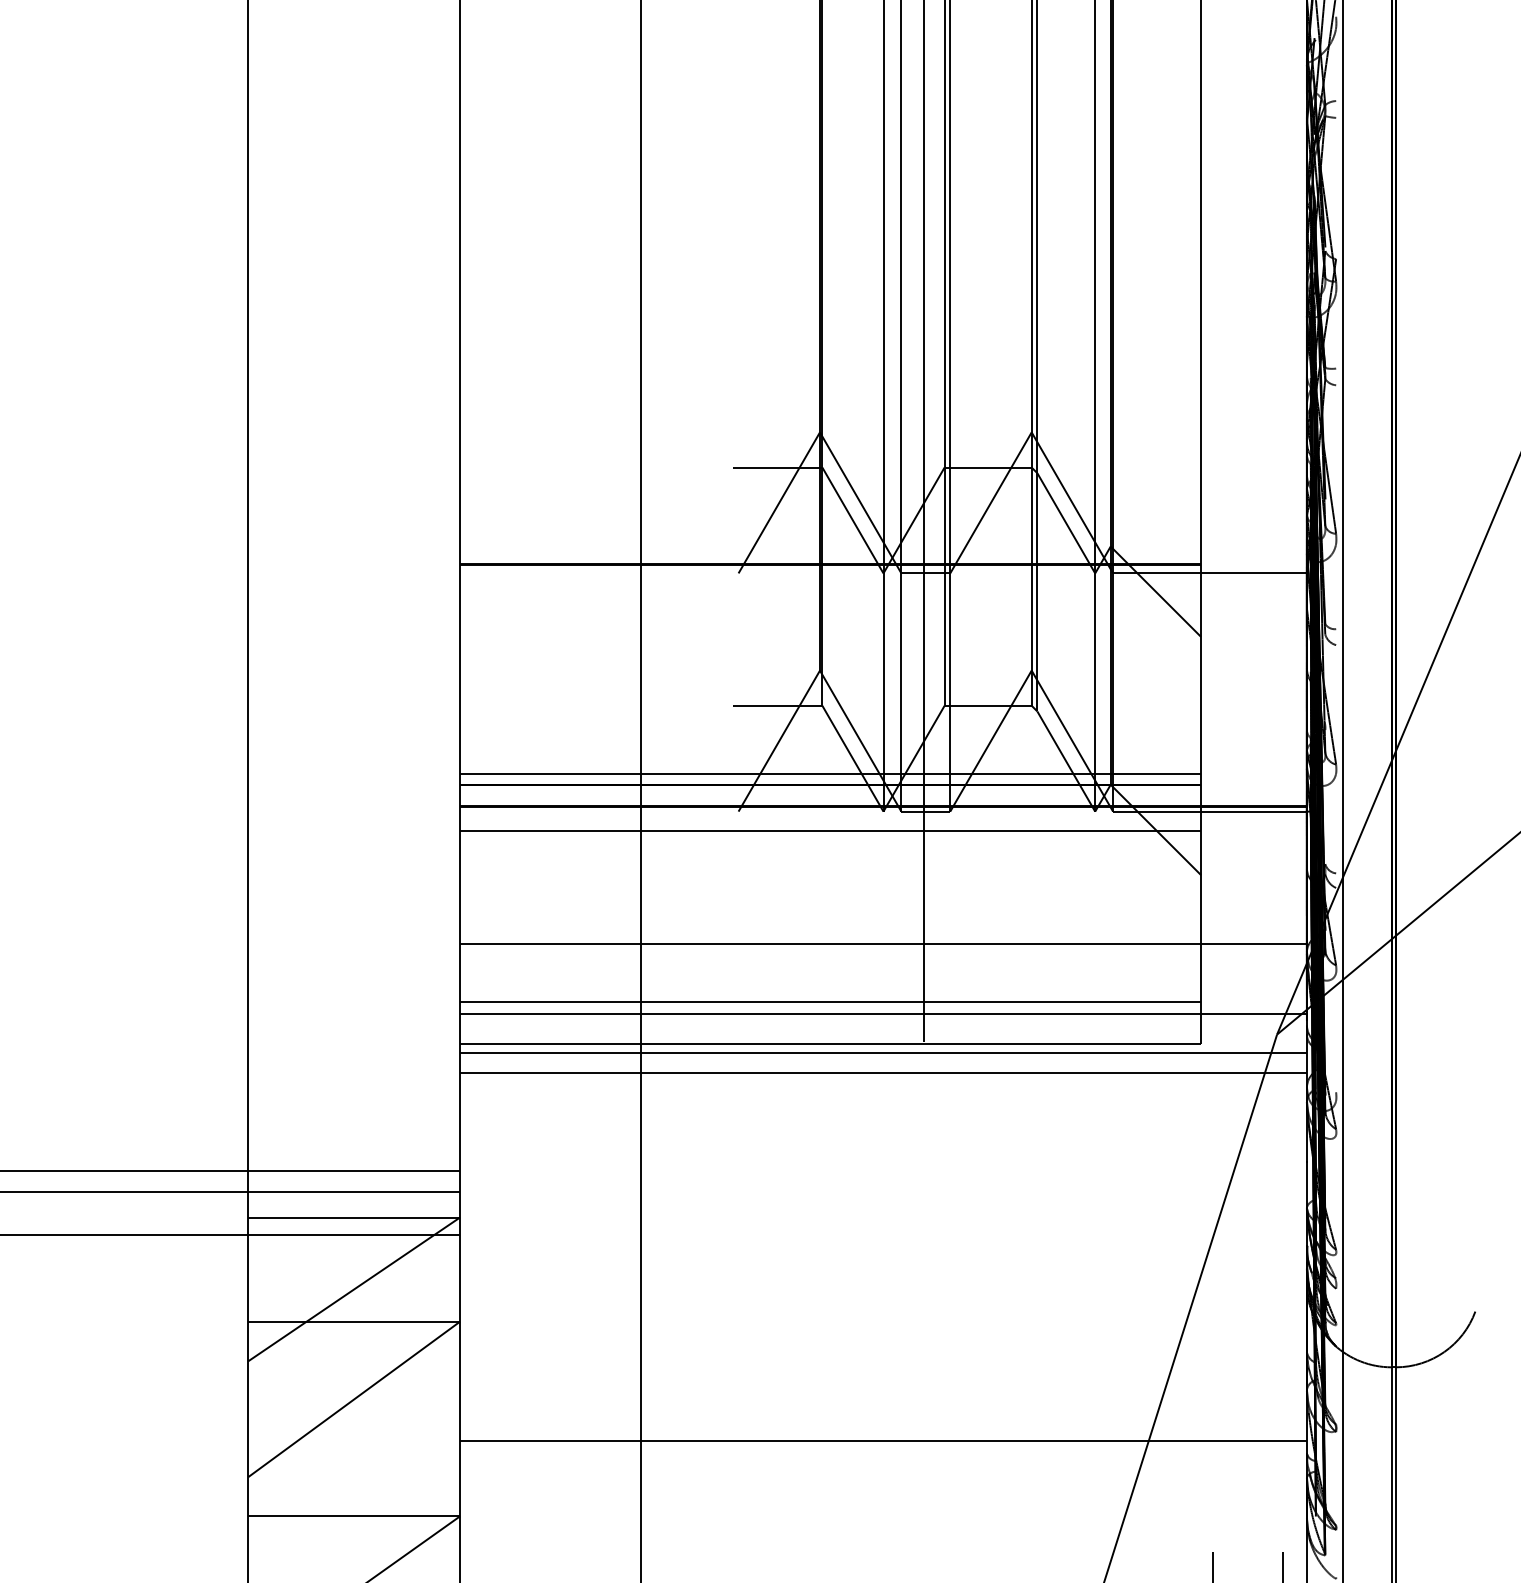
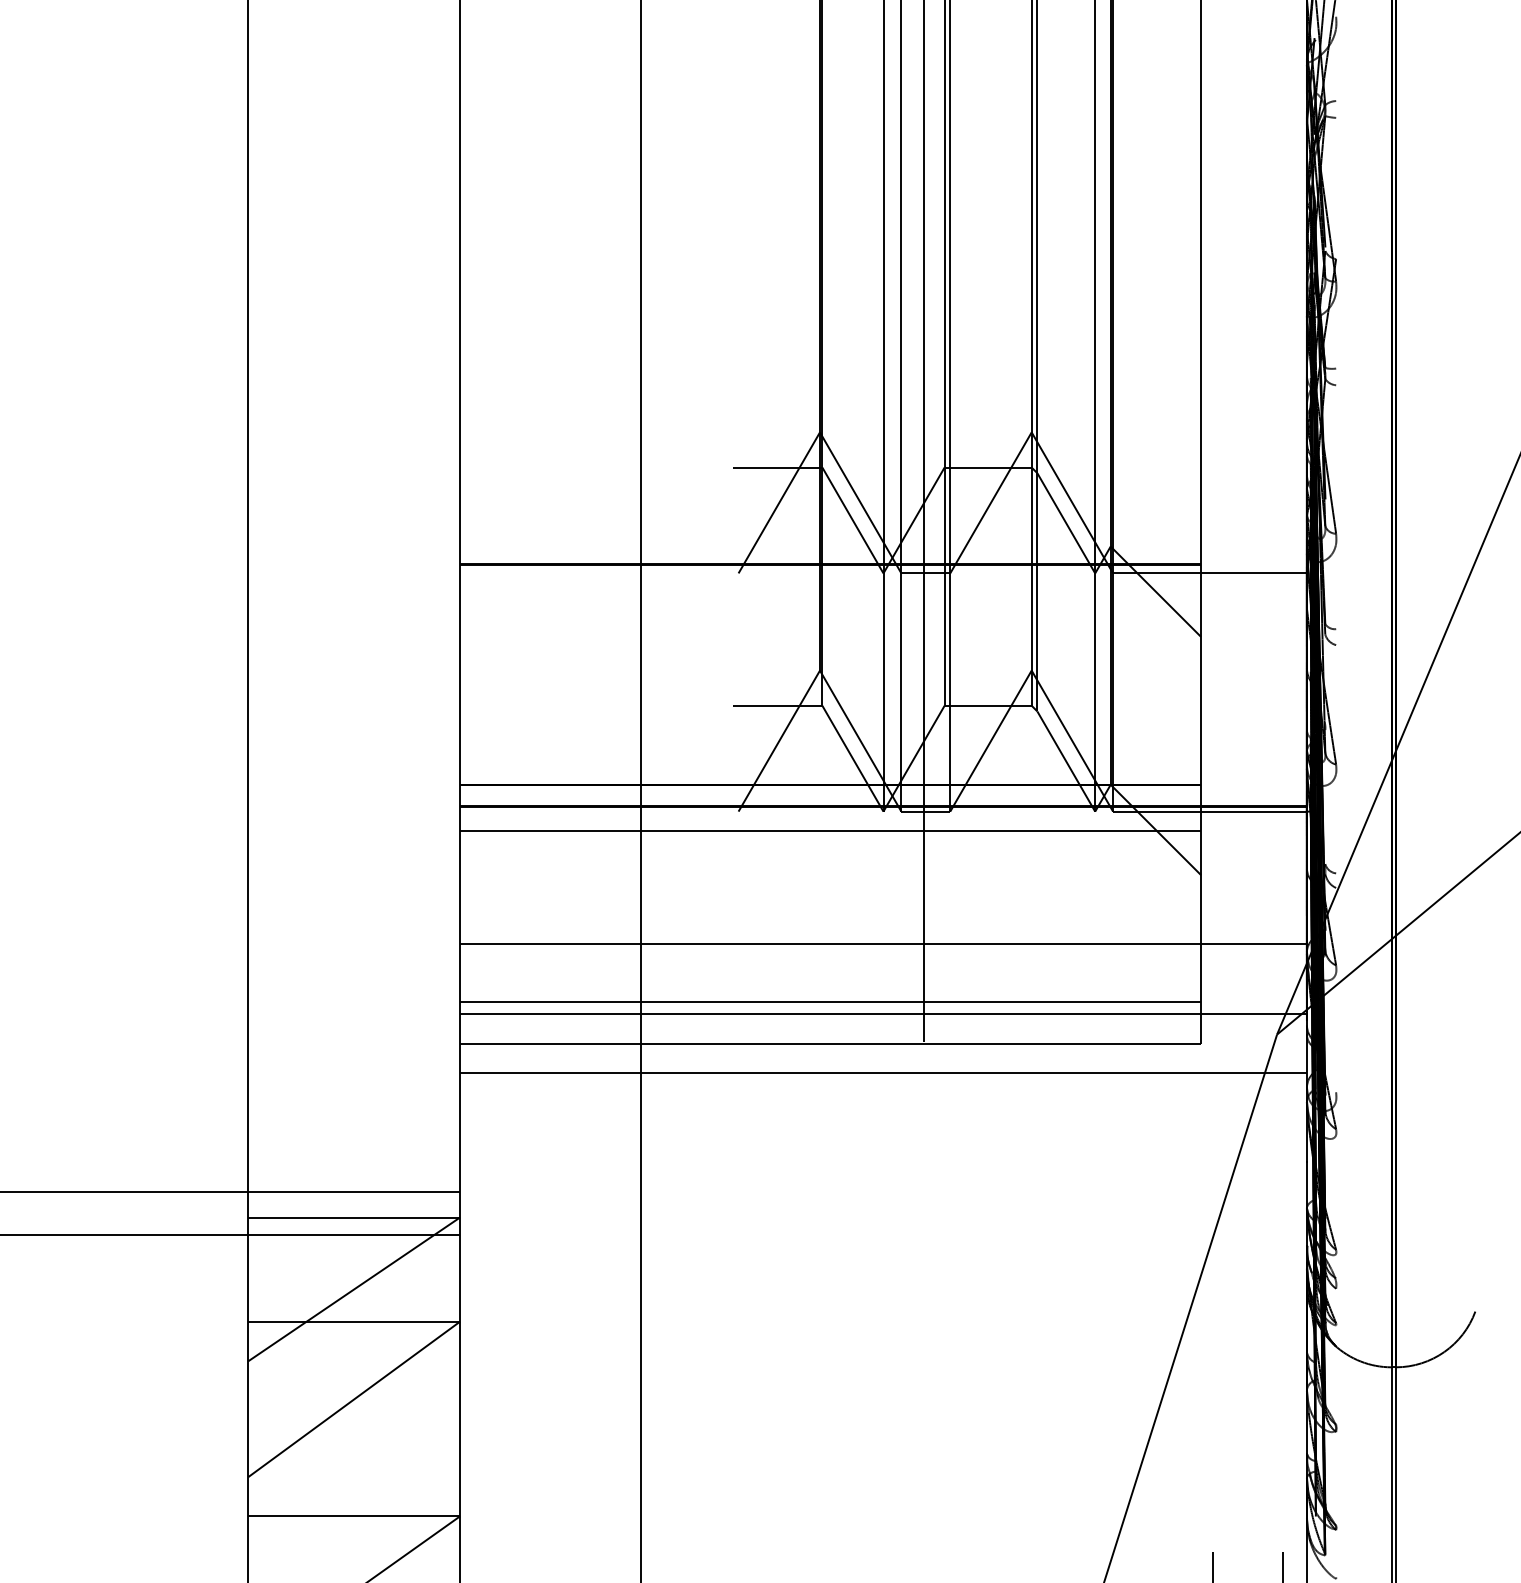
line: present -> none (830, 773)
line: present -> none (1343, 790)
line: present -> none (883, 1053)
line: present -> none (231, 1170)
line: present -> none (883, 1441)
